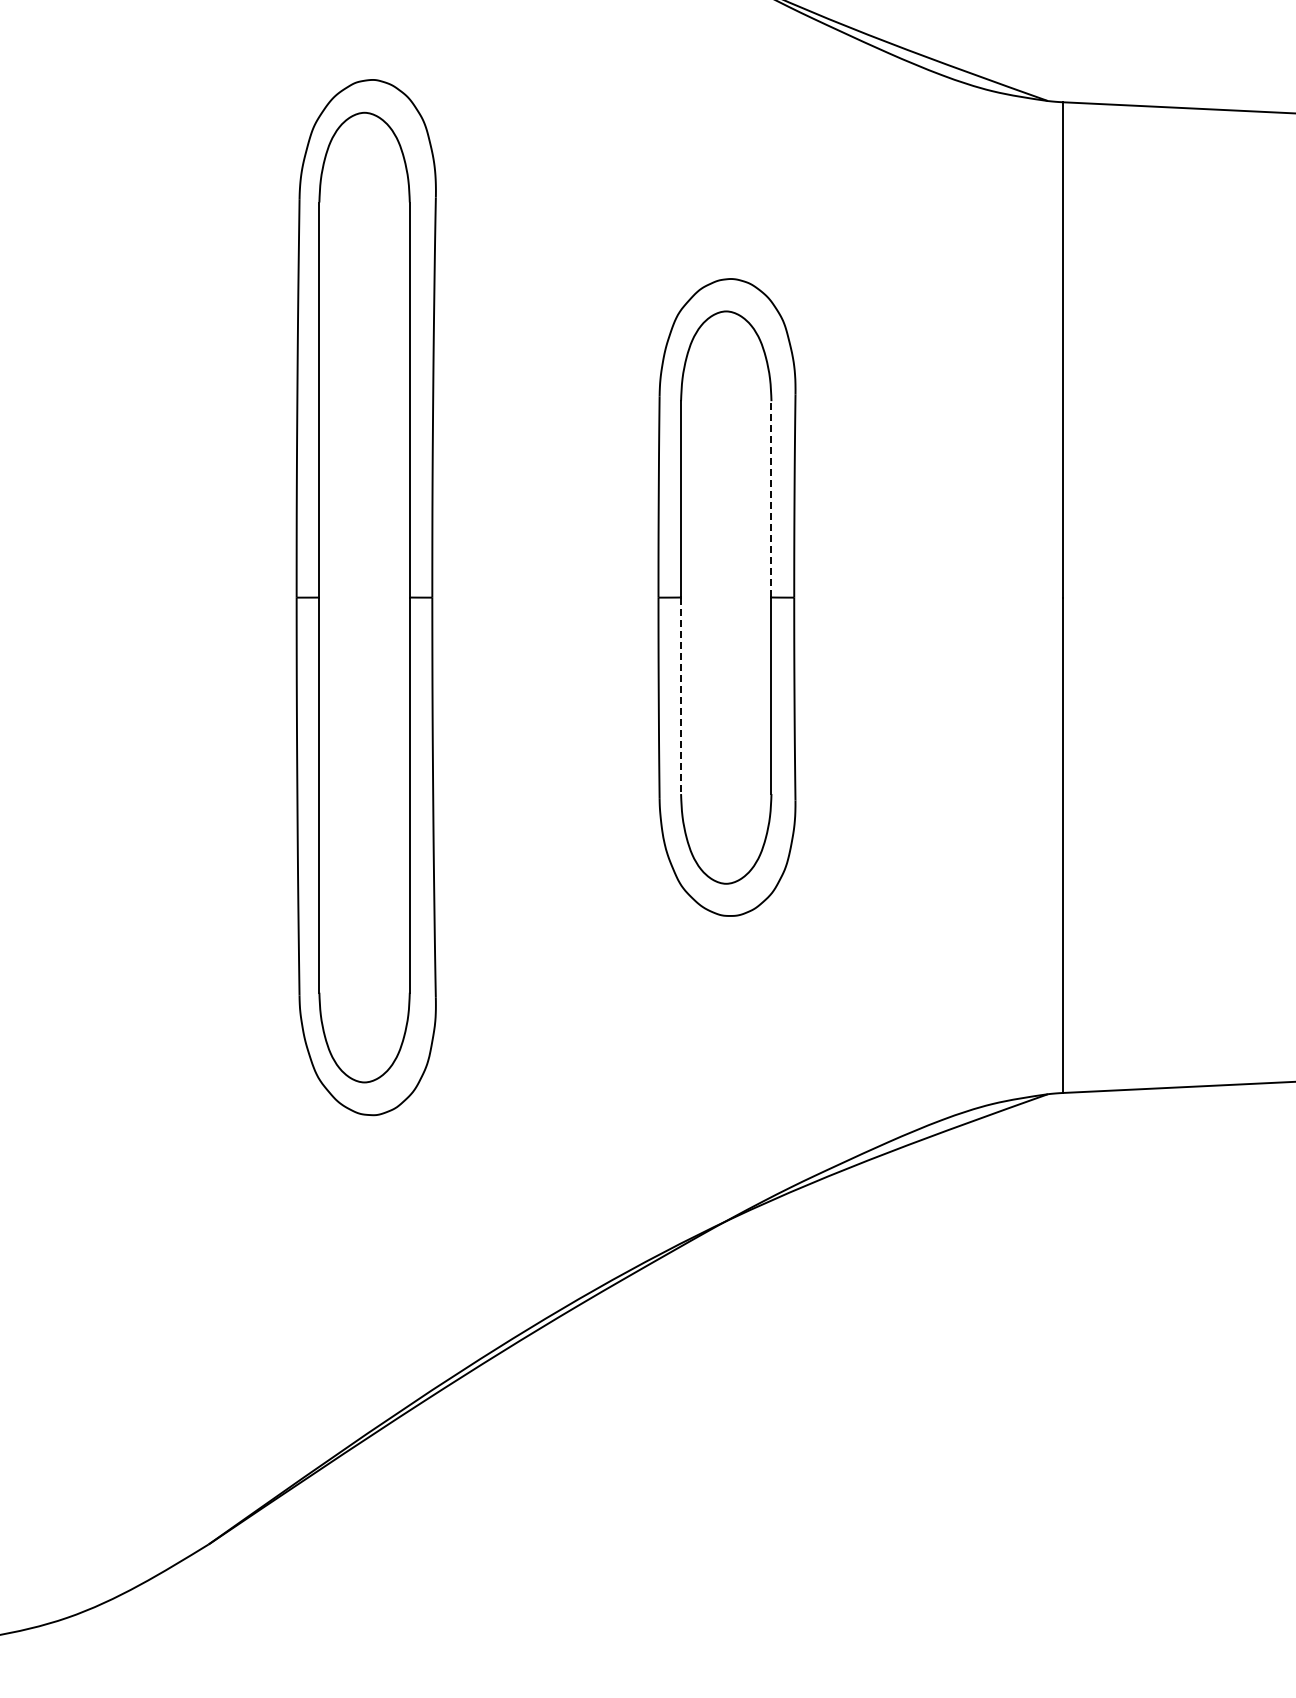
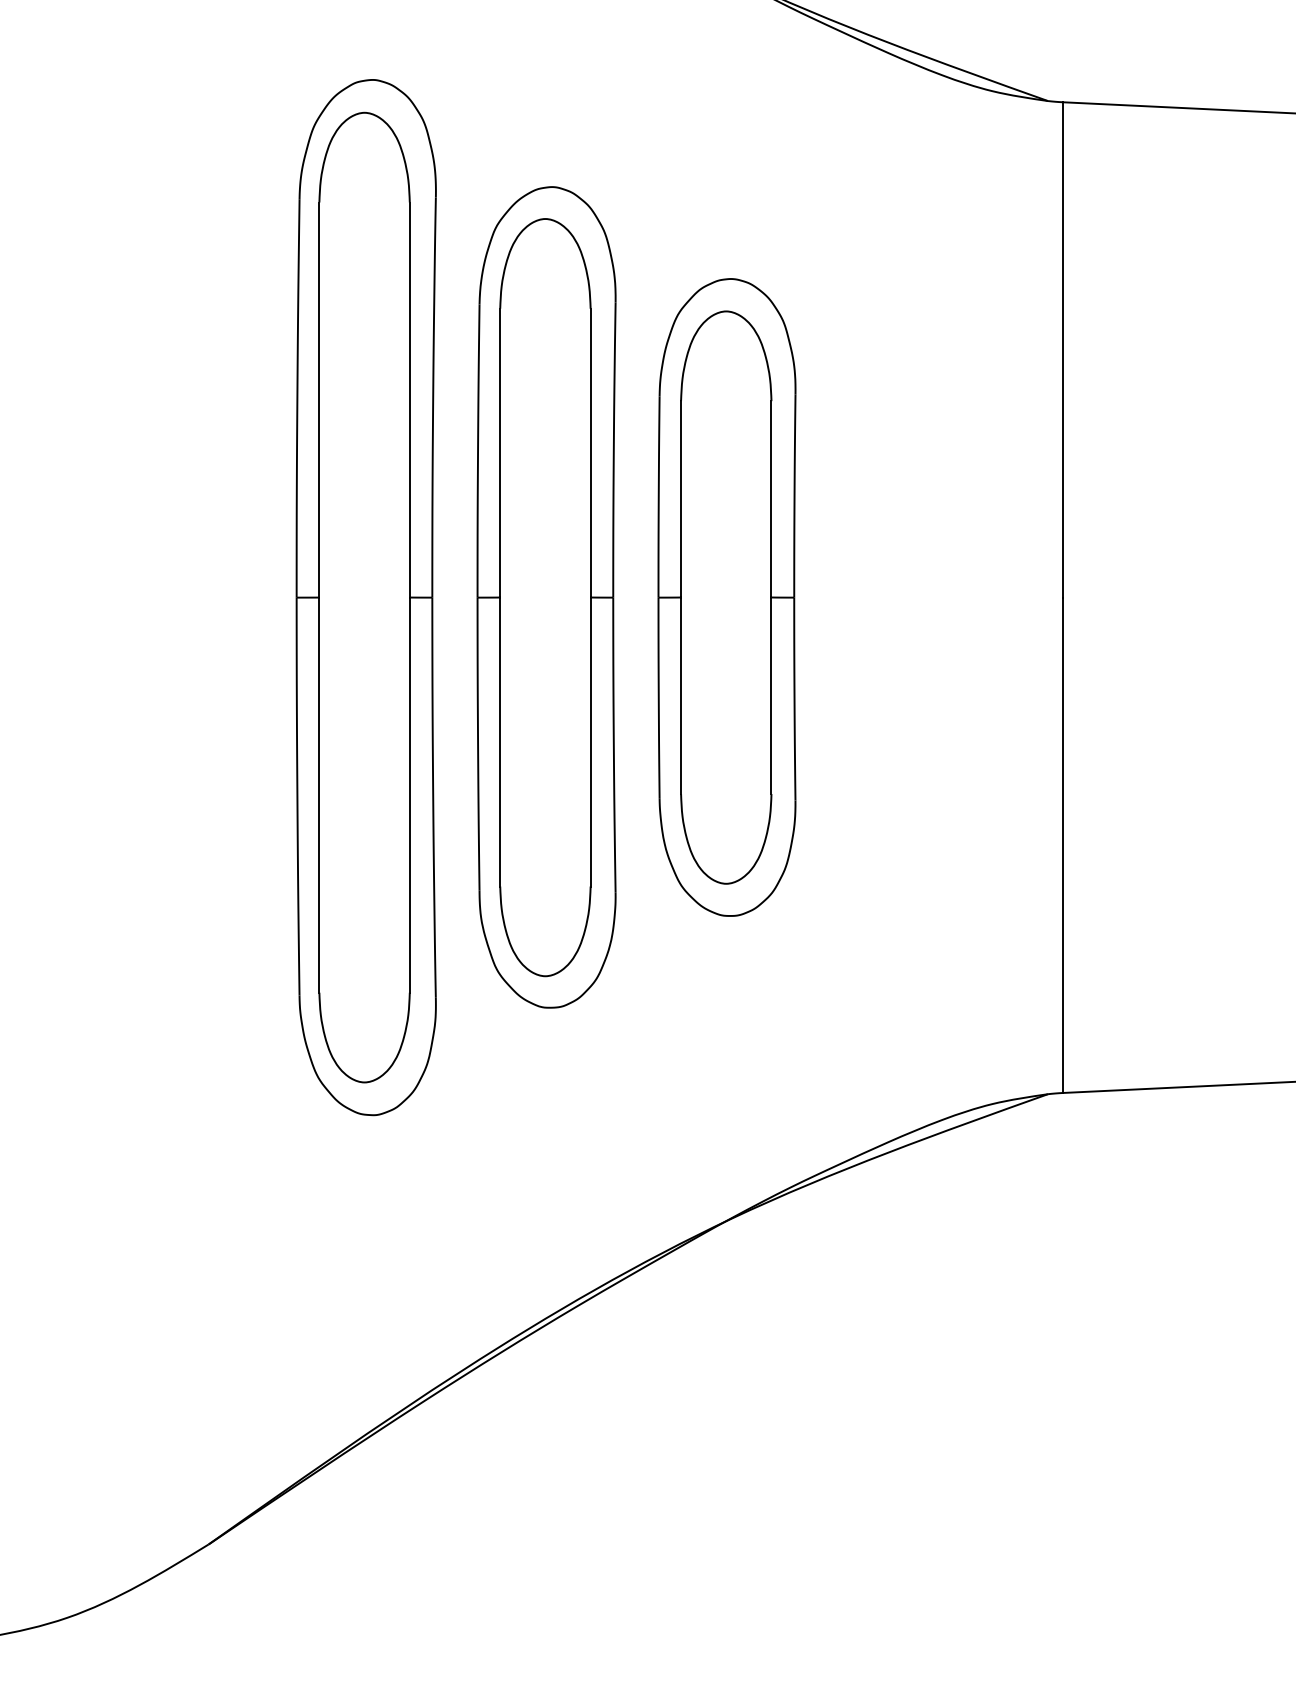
line: dashed -> solid (771, 498)
part: none -> present (546, 597)
line: dashed -> solid (681, 696)
